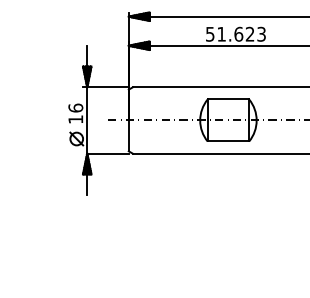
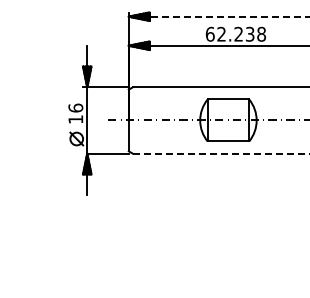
line: solid -> dashed (219, 16)
text: 51.623 -> 62.238 (235, 33)
line: solid -> dashed (221, 153)
